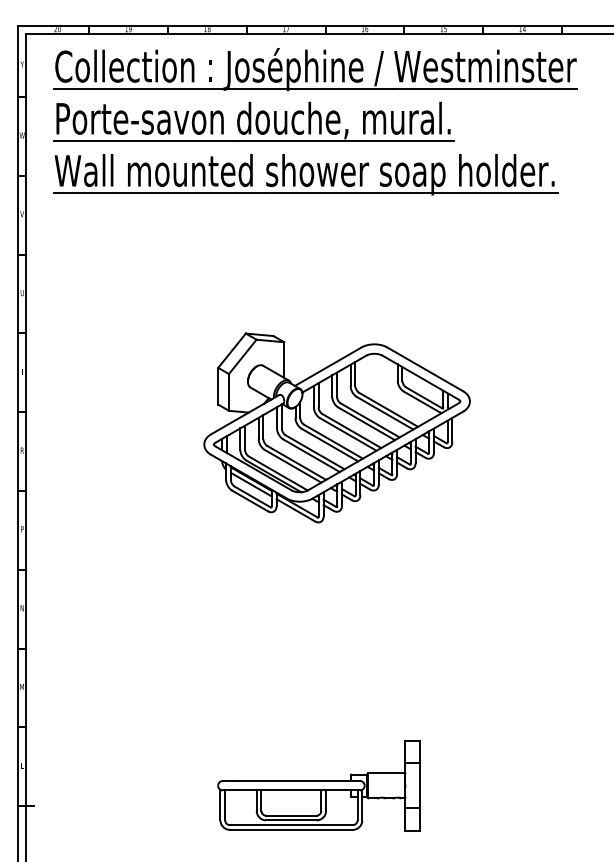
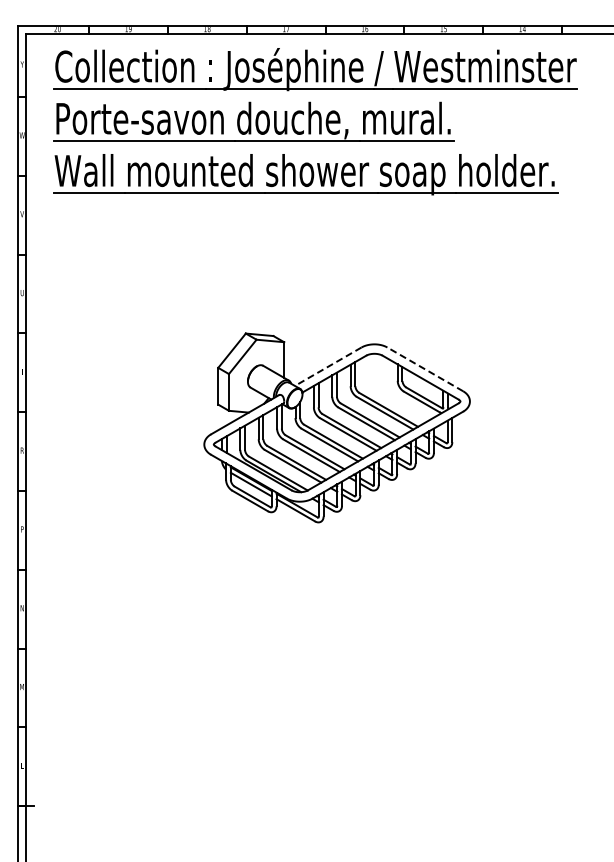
line: solid -> dashed (327, 366)
line: solid -> dashed (425, 369)
part: present -> none (318, 785)
